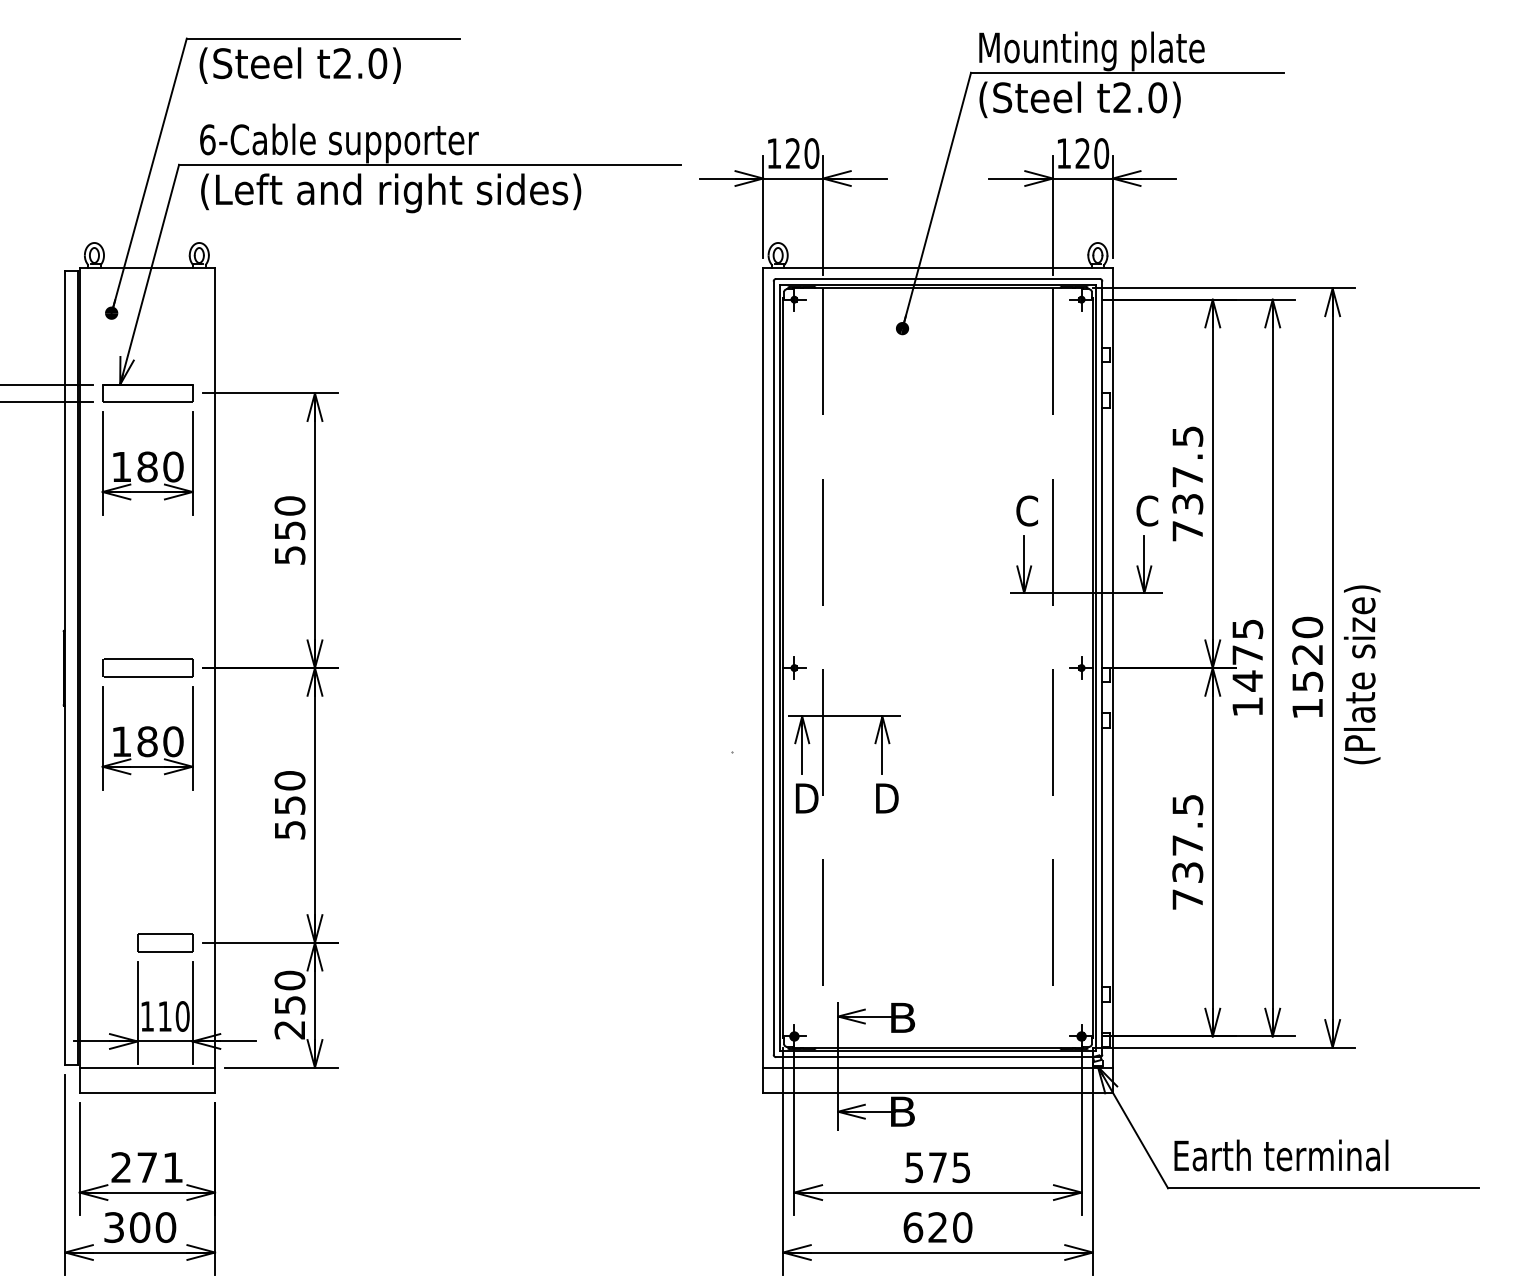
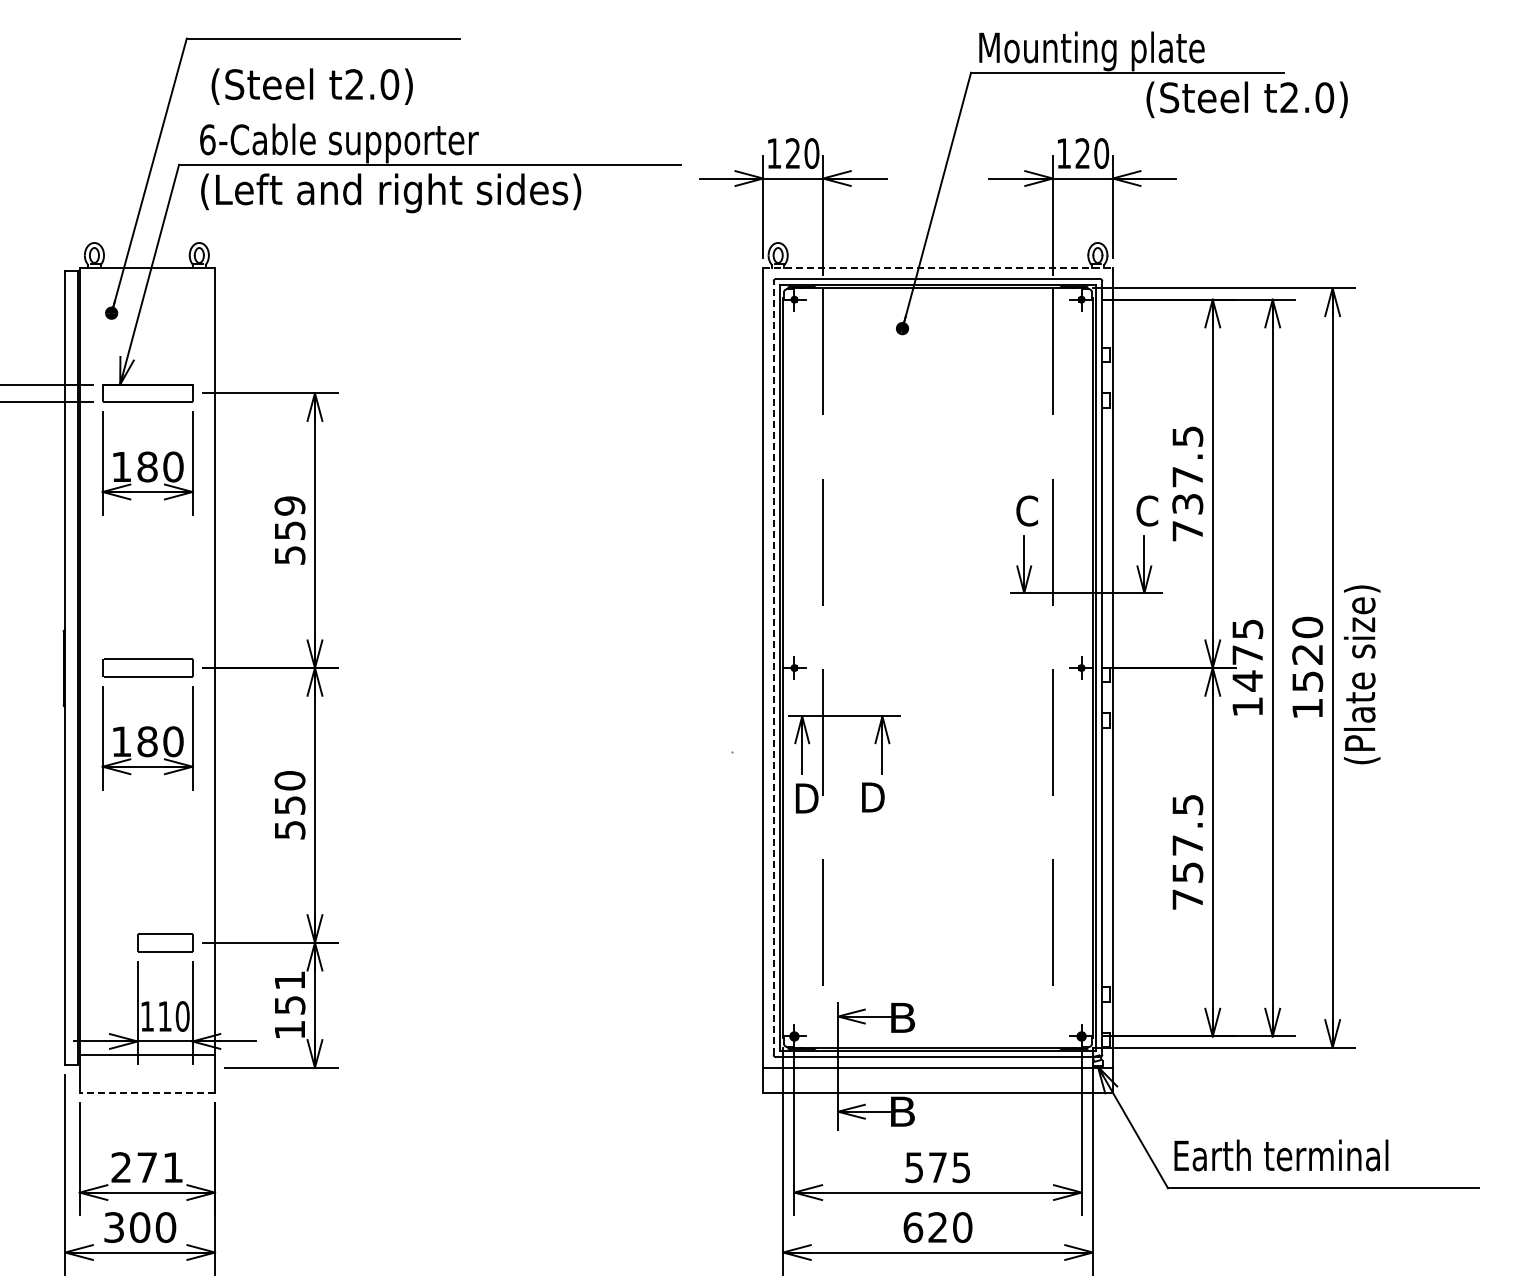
text position: (299, 65) -> (311, 86) (311, 86)
text position: (1079, 99) -> (1246, 99) (1246, 99)
line: solid -> dashed (938, 268)
text: 550 -> 559 (289, 505)
line: solid -> dashed (773, 668)
text position: (887, 798) -> (873, 797) (873, 797)
text: 737.5 -> 757.5 (1187, 872)
text: 250 -> 151 (289, 1004)
line position: (147, 1067) -> (147, 1054) (147, 1054)
line: solid -> dashed (147, 1092)
